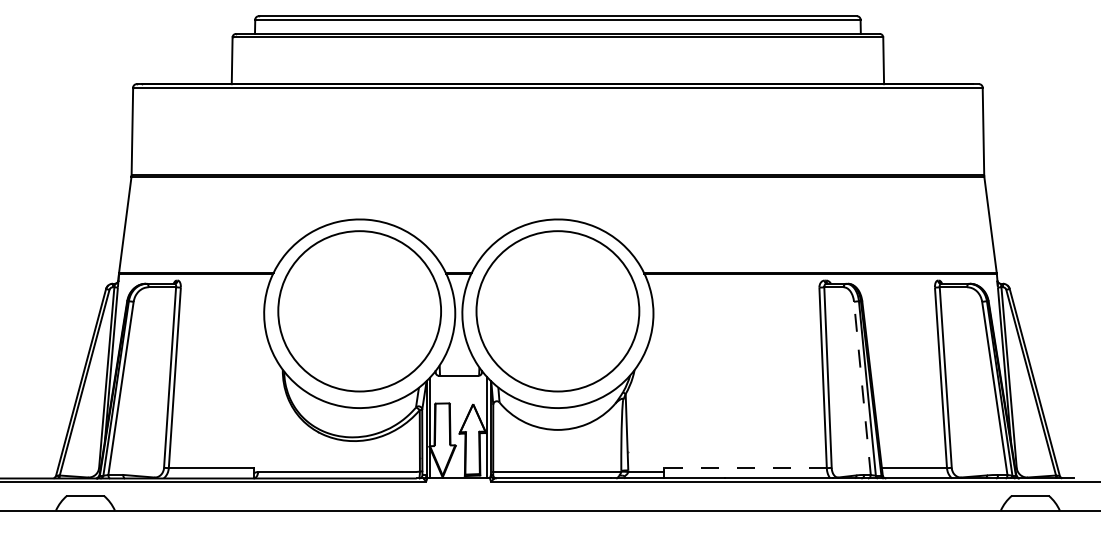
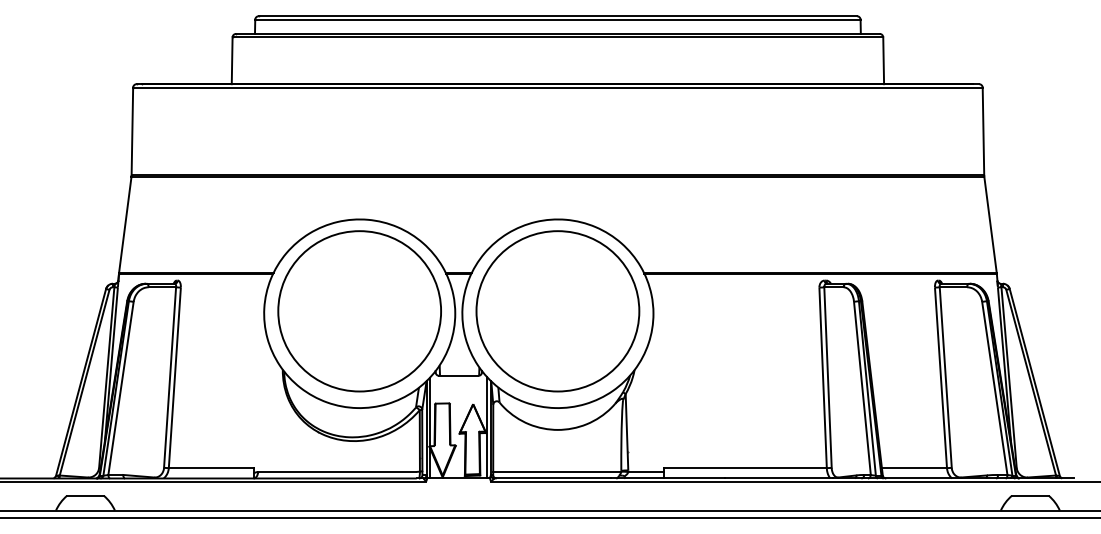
line: dashed -> solid (862, 388)
line: dashed -> solid (744, 468)
line: none -> present (549, 517)
